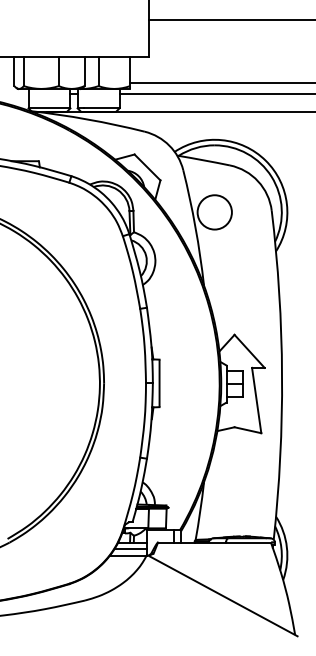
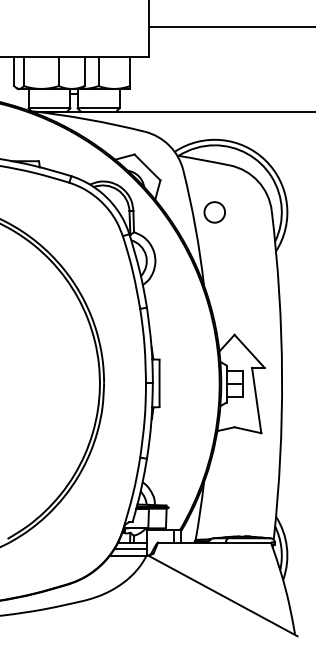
line position: (230, 19) -> (230, 26) (230, 26)
line: present -> none (221, 83)
line: present -> none (215, 93)
circle diameter: 34 px -> 21 px (214, 212)
